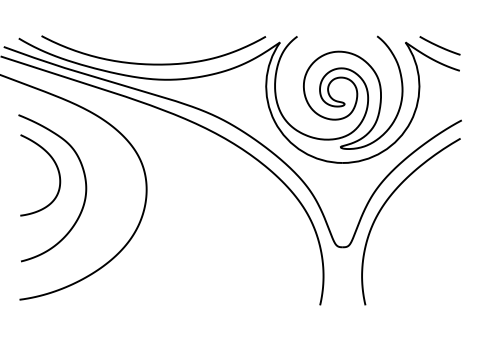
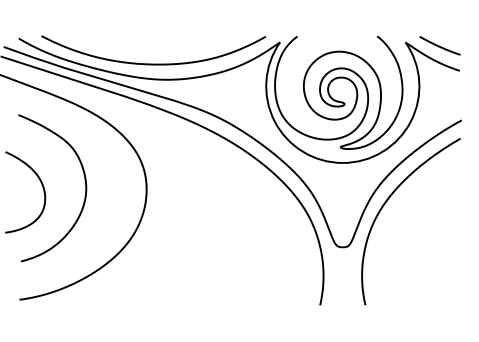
curve position: (56, 168) -> (41, 185) (41, 185)
